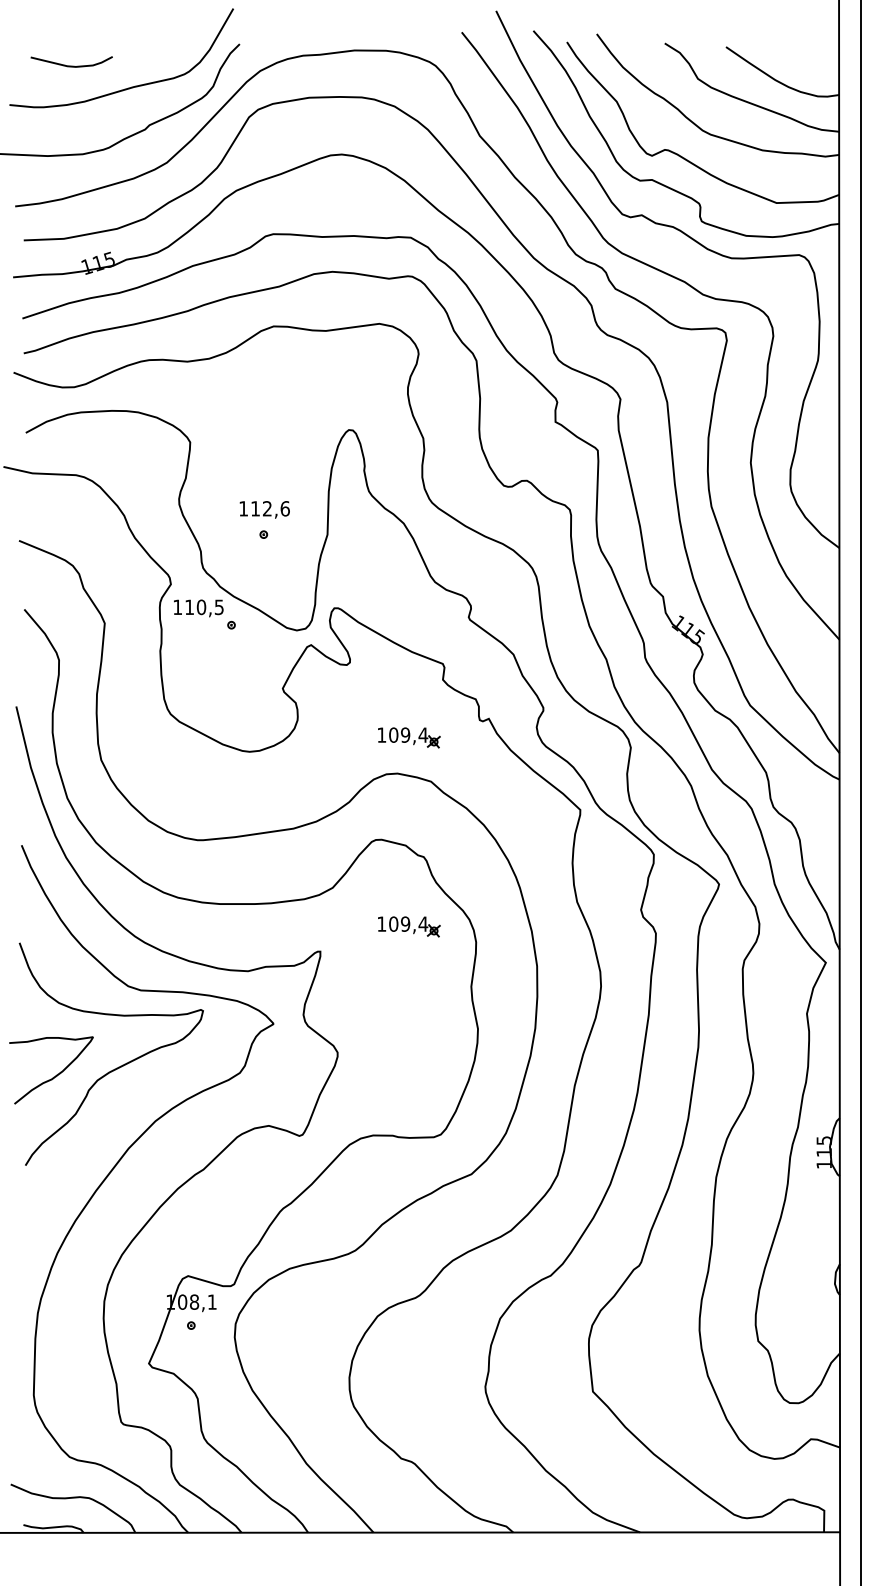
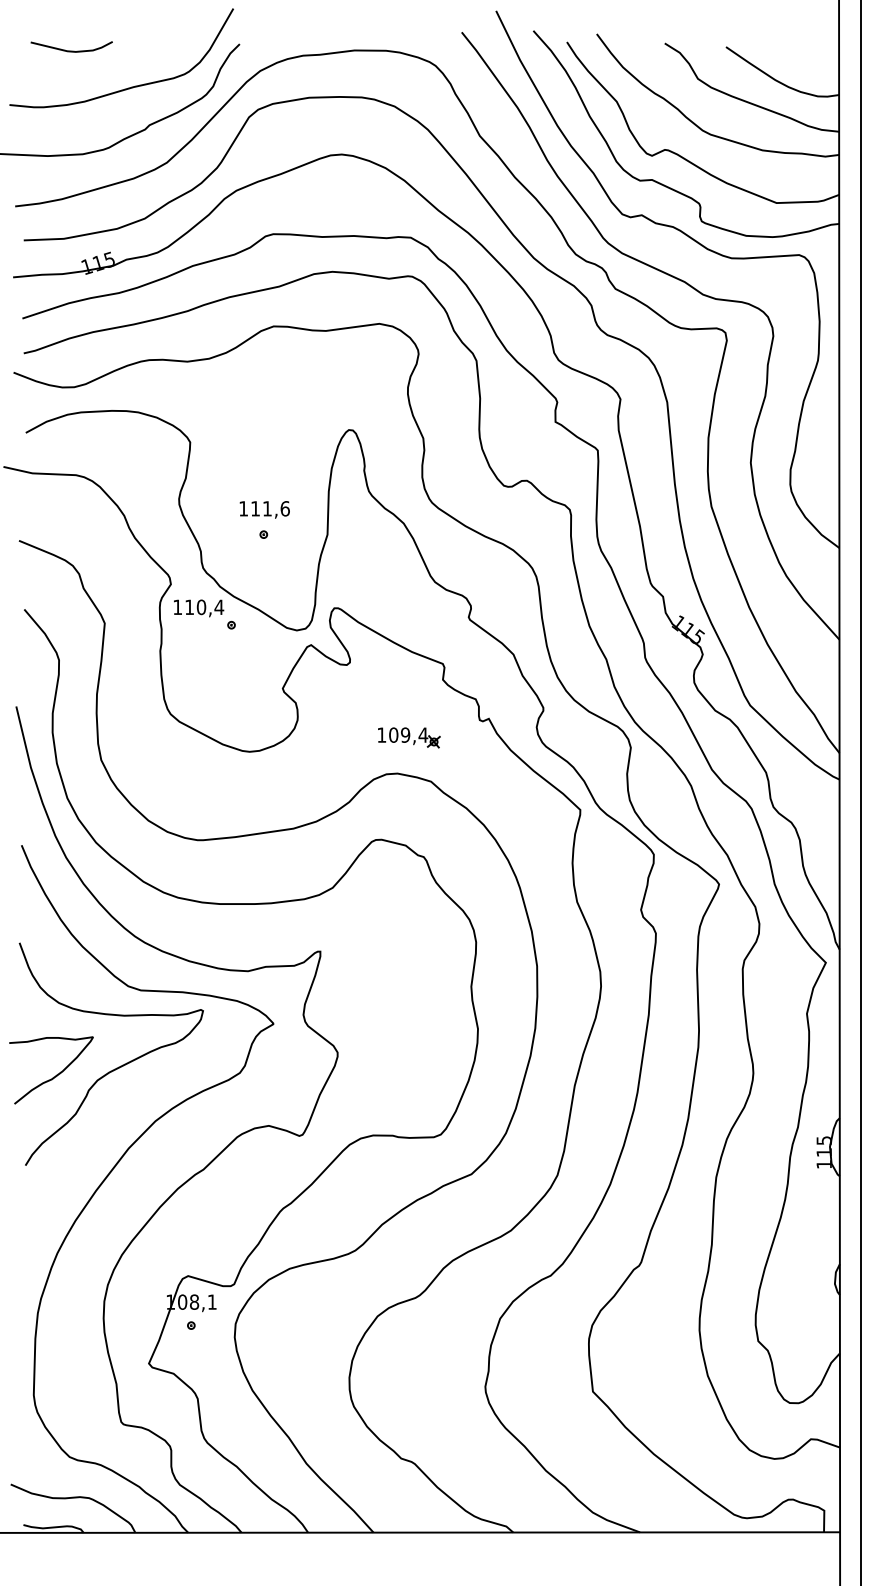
curve position: (71, 65) -> (71, 50) (71, 50)
text: 112,6 -> 111,6 (267, 508)
text: 110,5 -> 110,4 (219, 607)
part: present -> none (409, 926)
